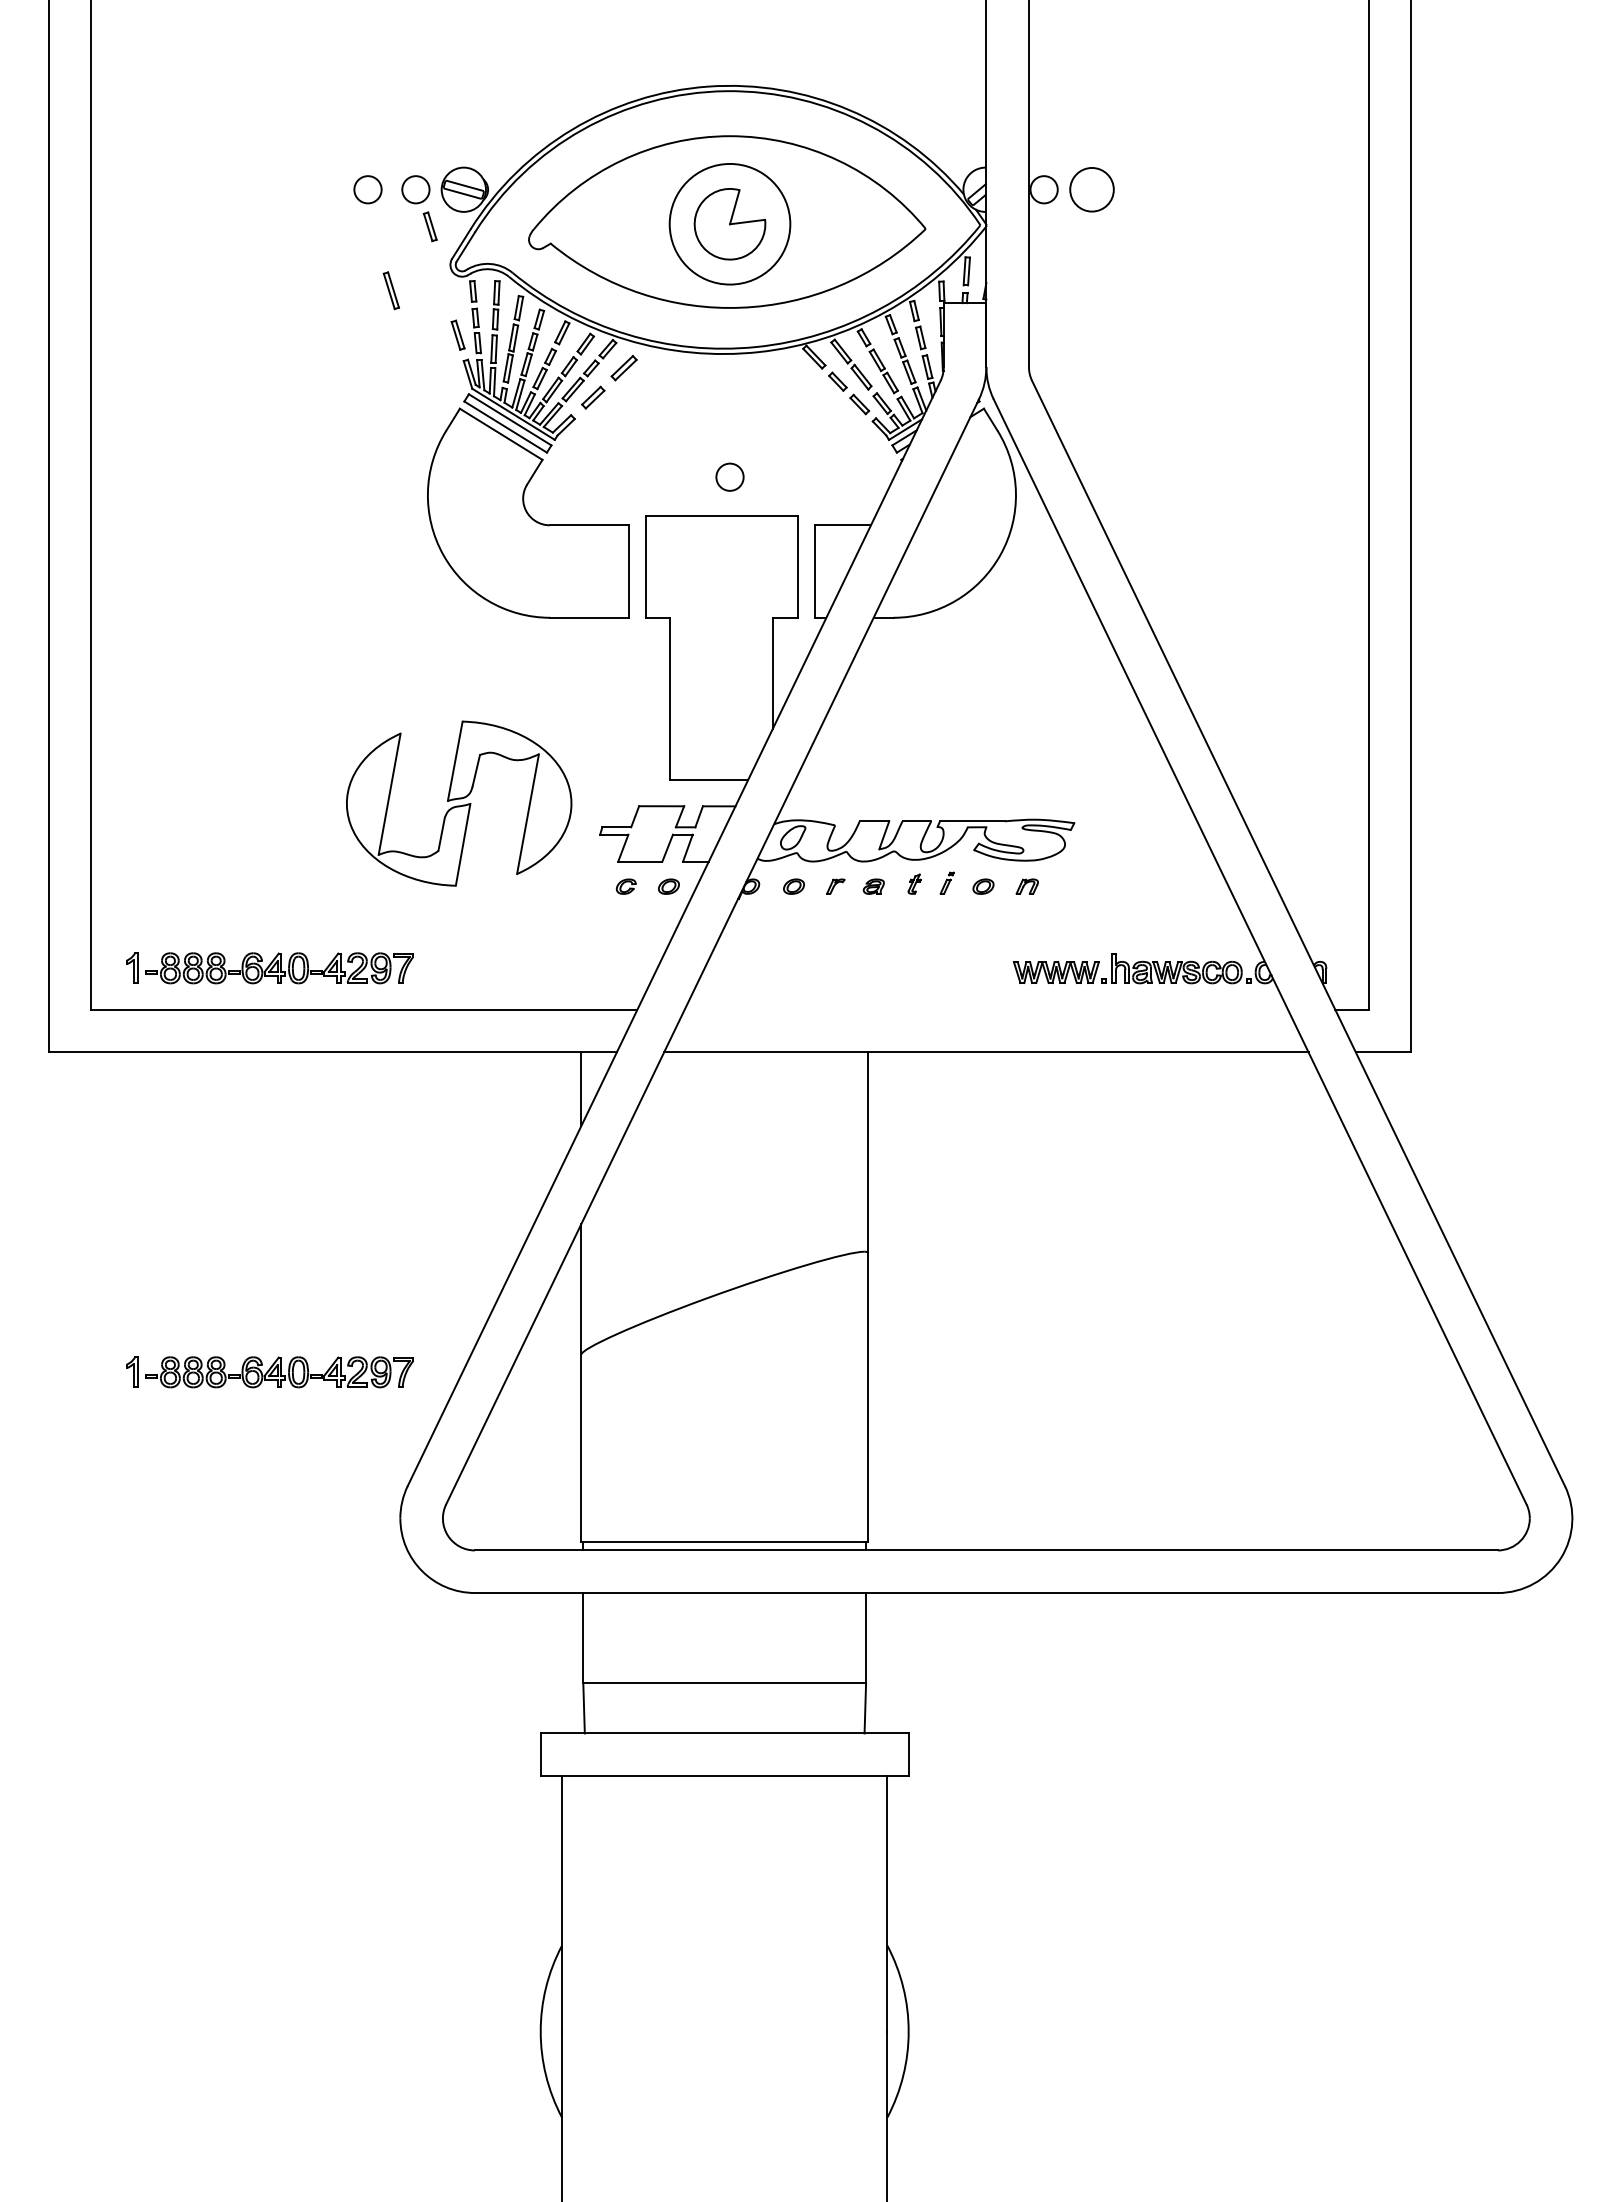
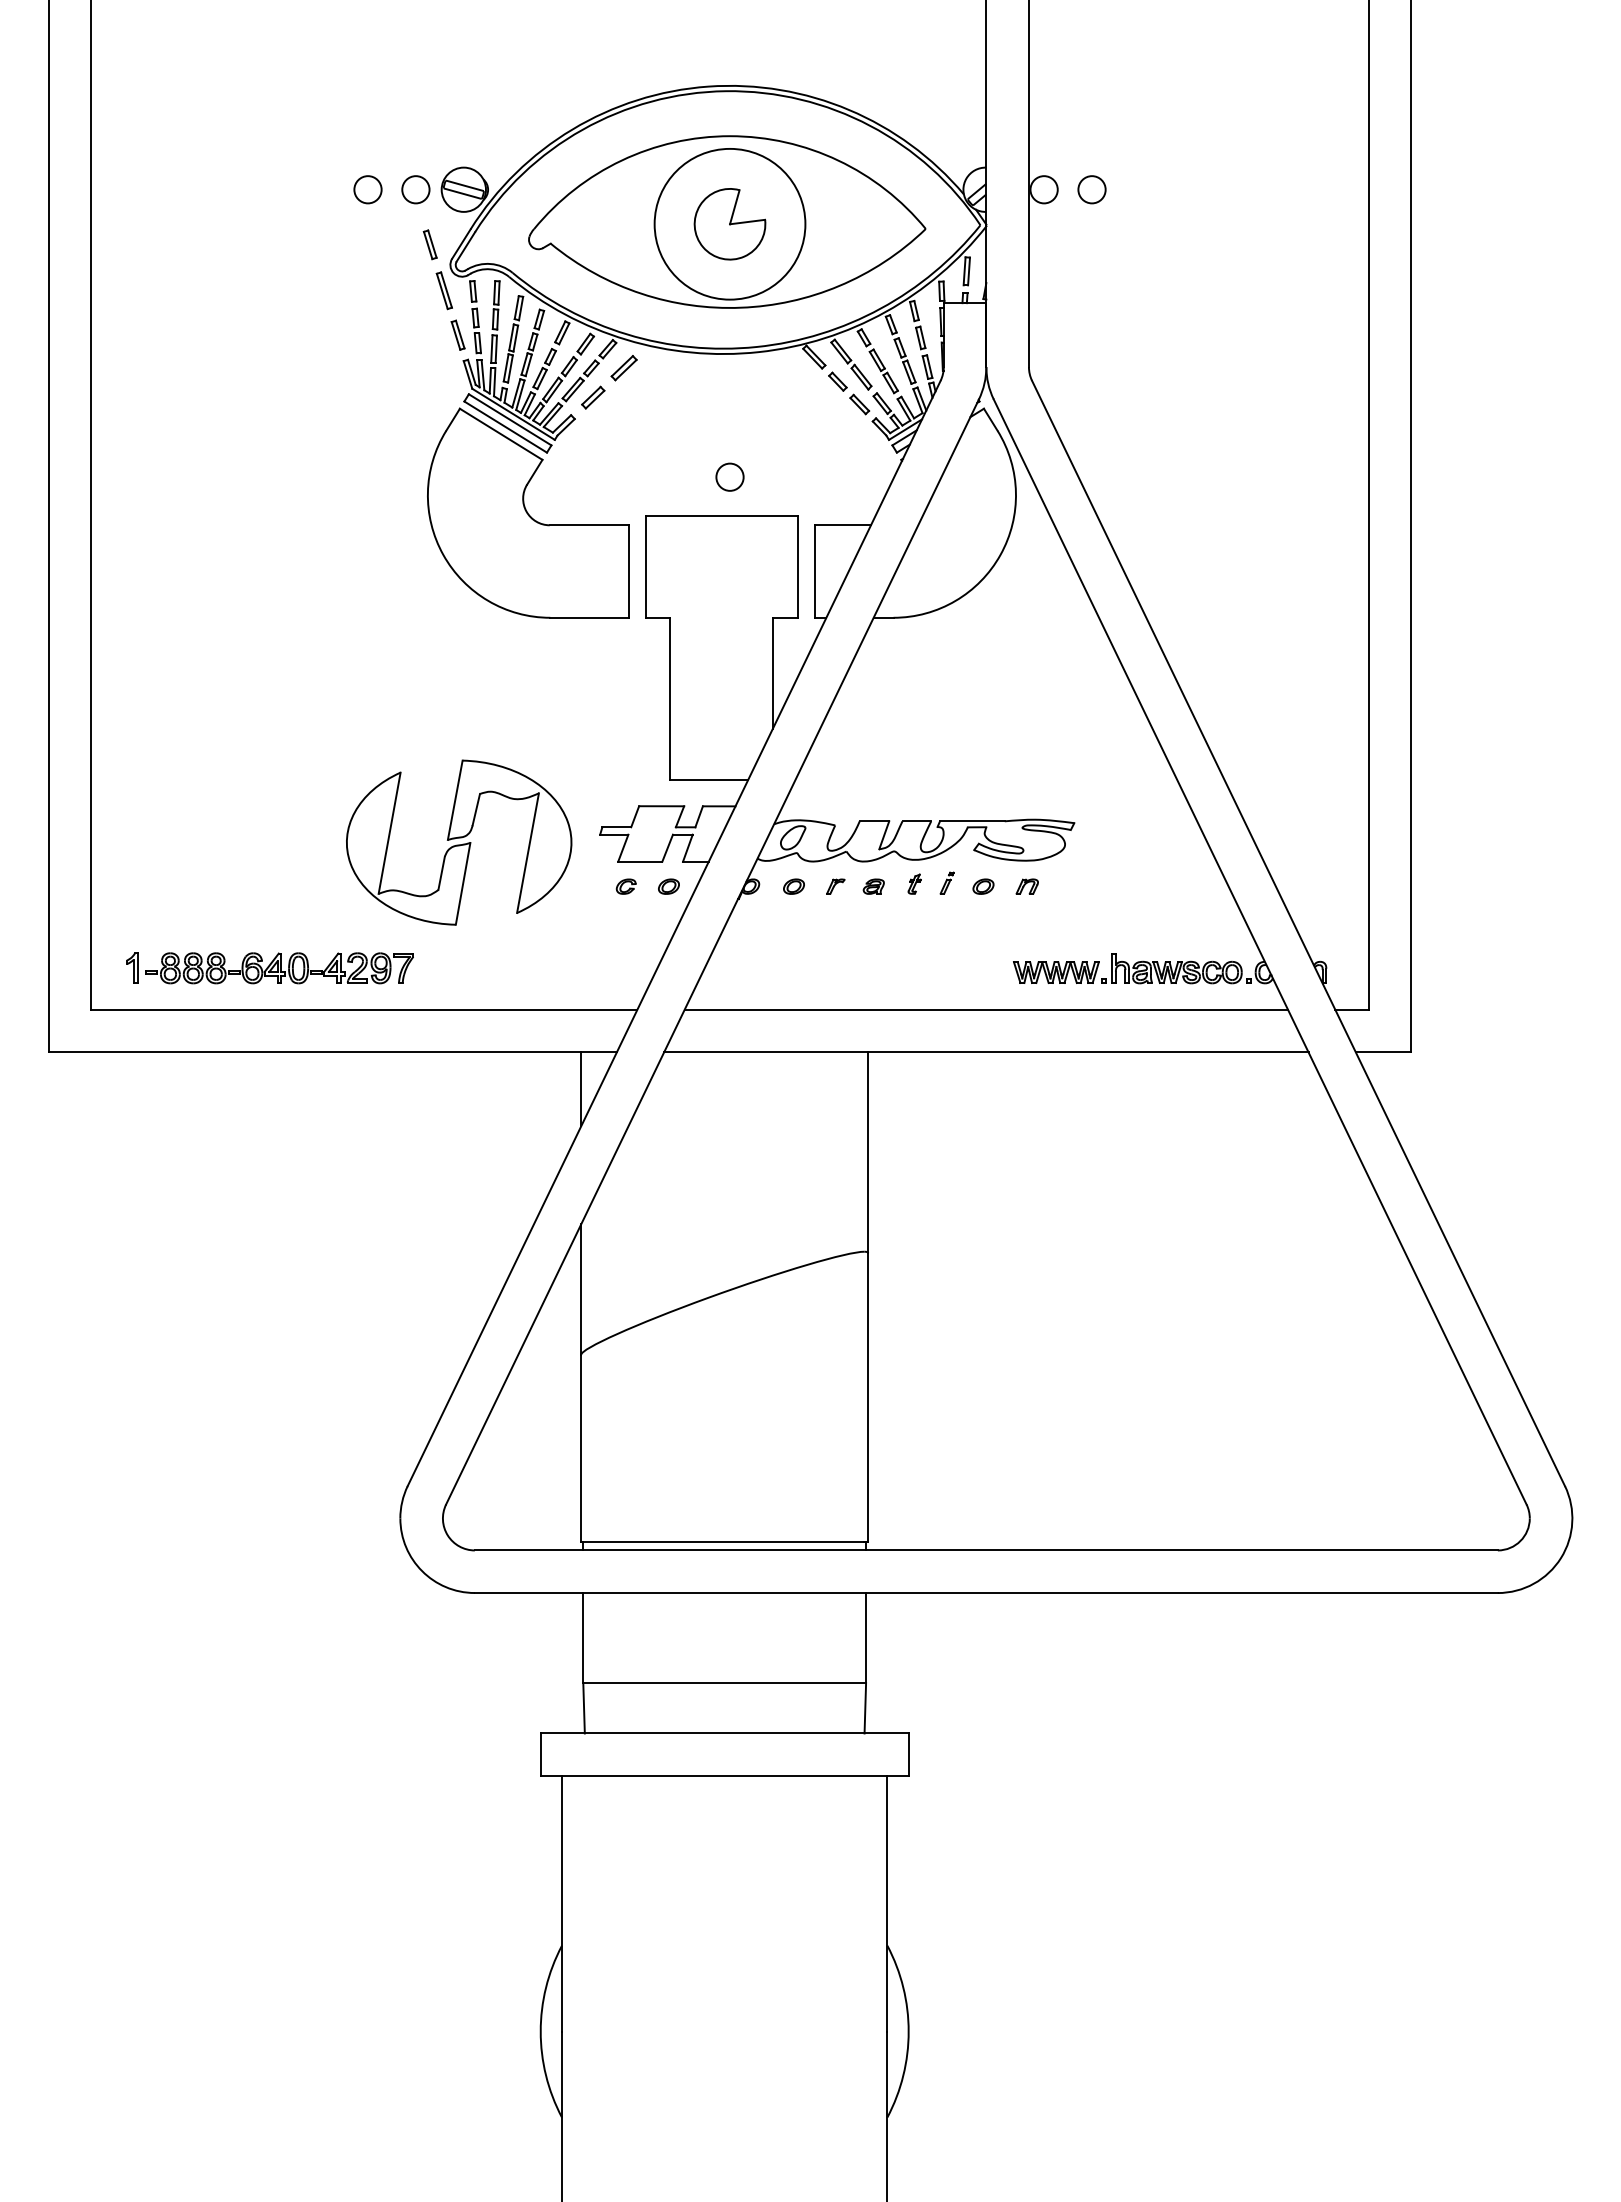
circle diameter: 44 px -> 27 px (1091, 189)
circle diameter: 121 px -> 151 px (729, 223)
part position: (429, 226) -> (429, 244) (429, 244)
part position: (390, 290) -> (443, 290) (443, 290)
part position: (459, 803) -> (459, 842) (459, 842)
line: none -> present (985, 1009)
part: present -> none (269, 1372)
